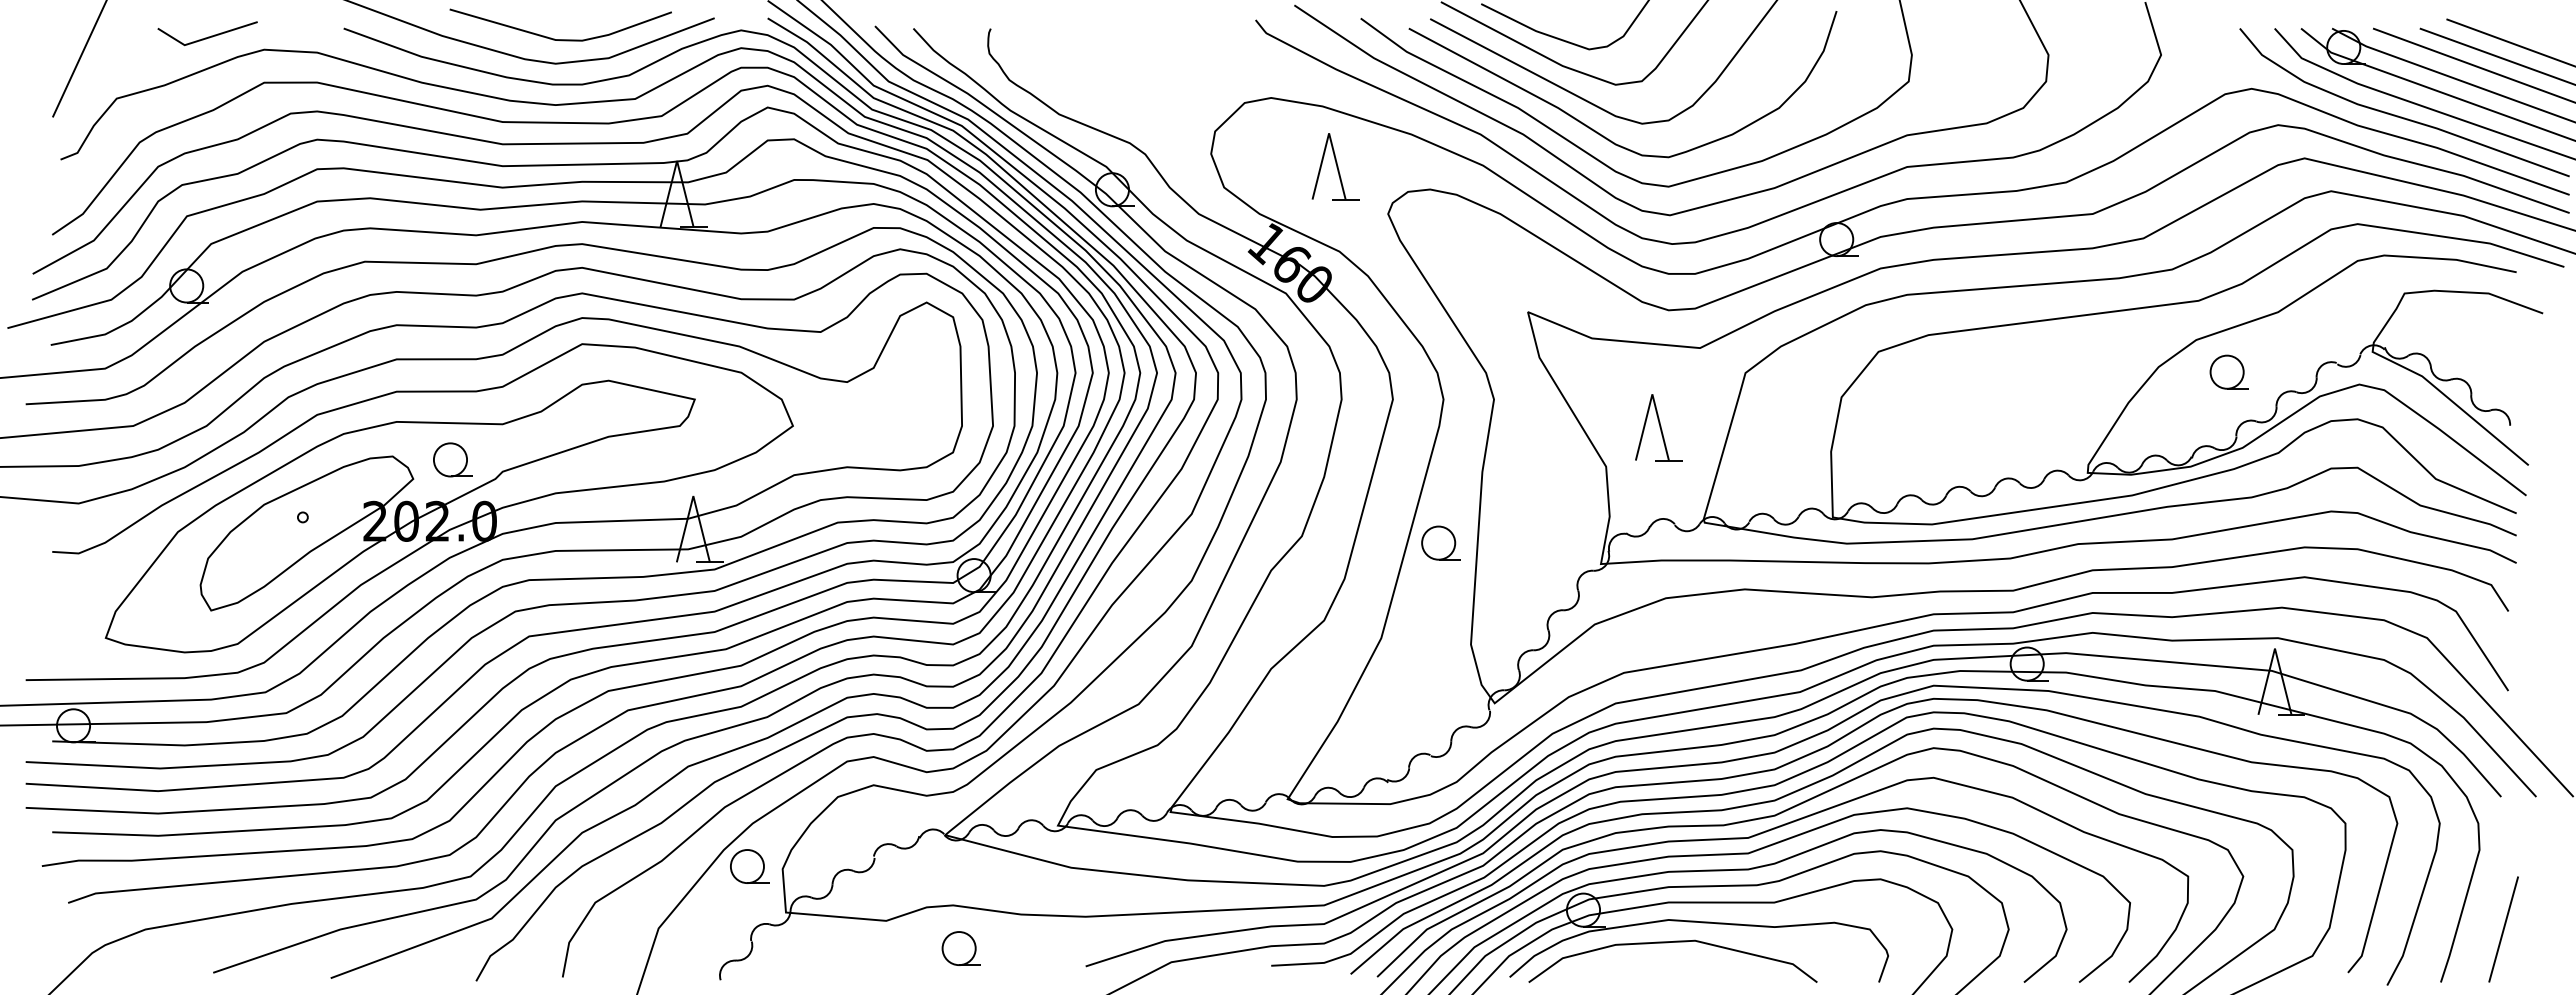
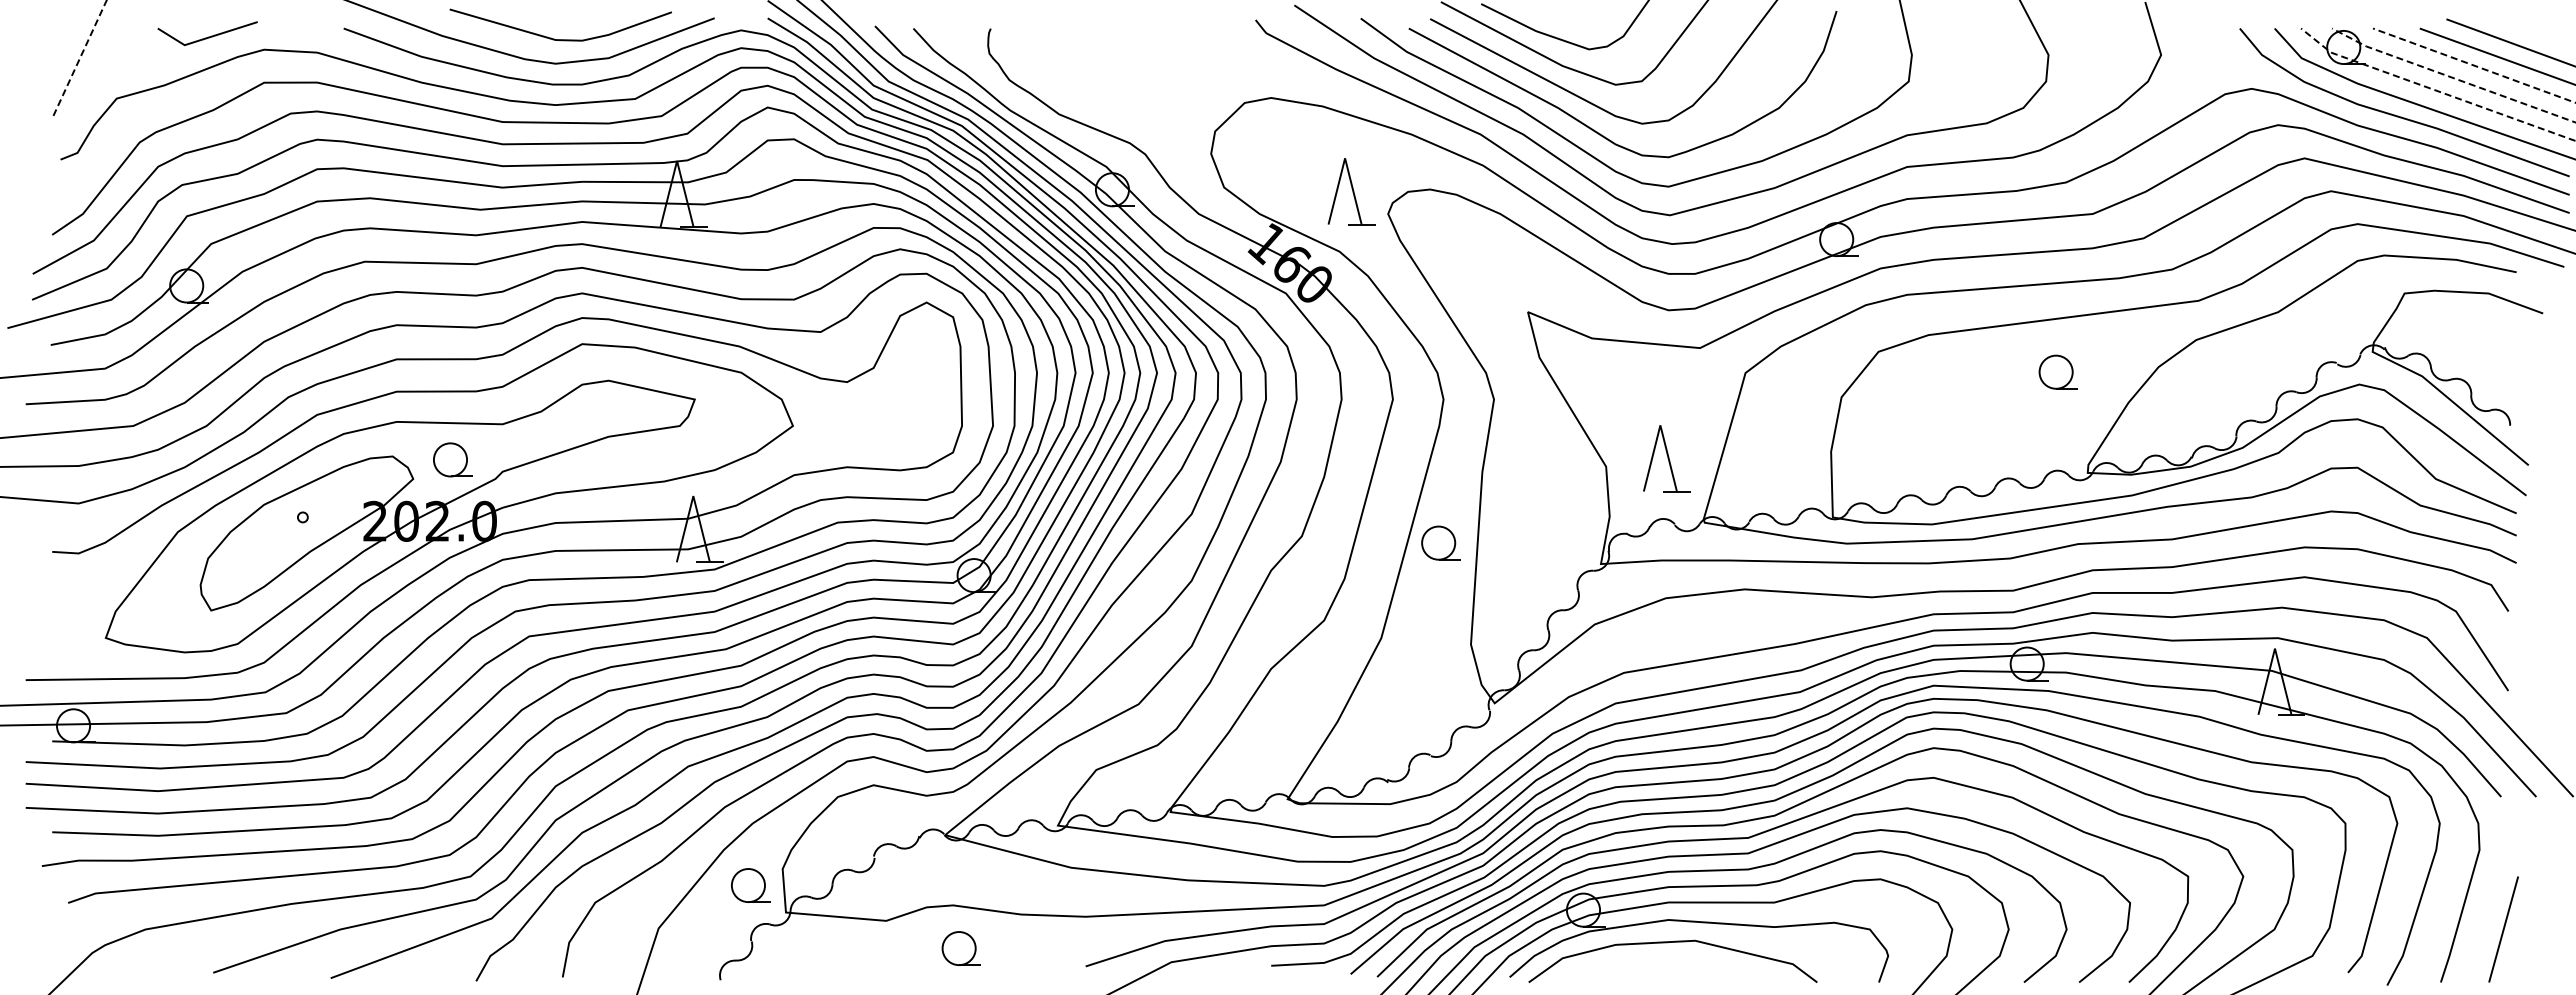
line: solid -> dashed (79, 59)
line: solid -> dashed (2474, 65)
line: solid -> dashed (2451, 77)
line: solid -> dashed (2434, 90)
part position: (1335, 166) -> (1351, 191) (1351, 191)
part position: (2228, 371) -> (2057, 371) (2057, 371)
part position: (1658, 427) -> (1666, 458) (1666, 458)
part position: (749, 866) -> (750, 885) (750, 885)
